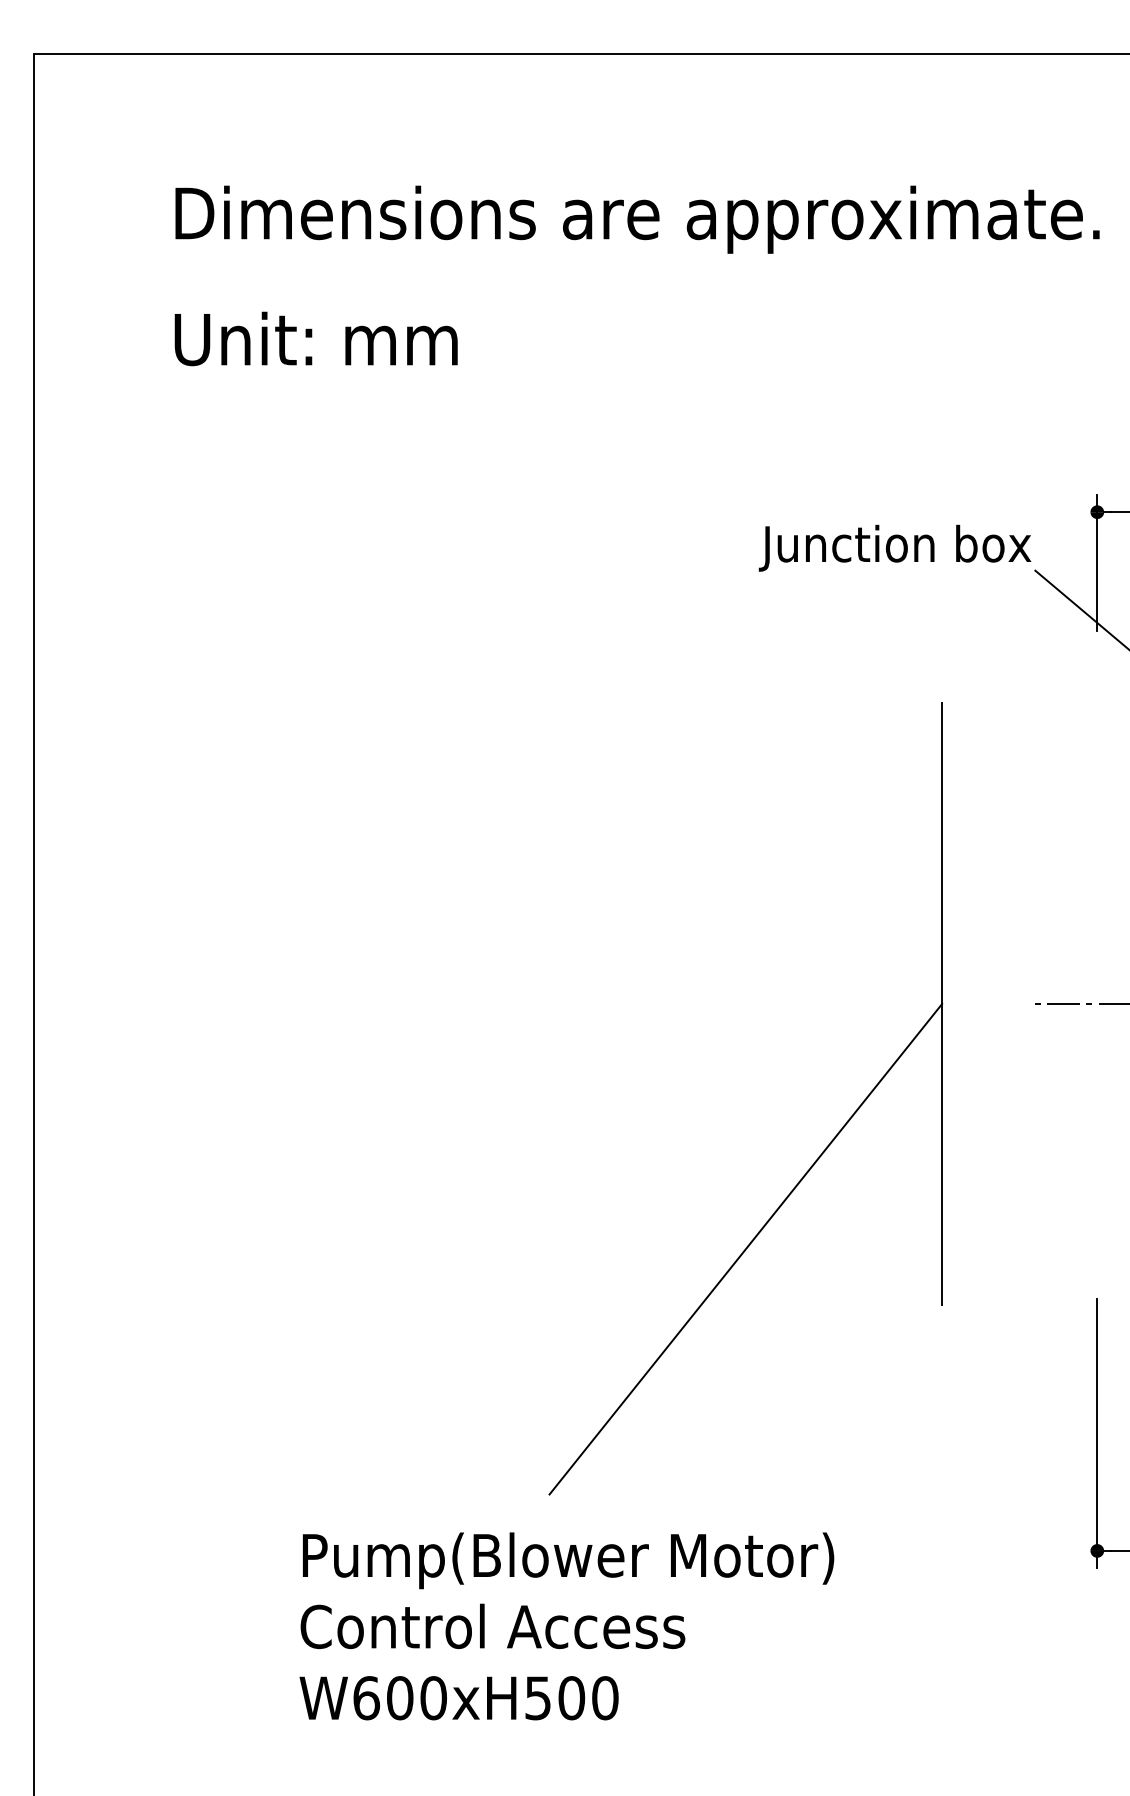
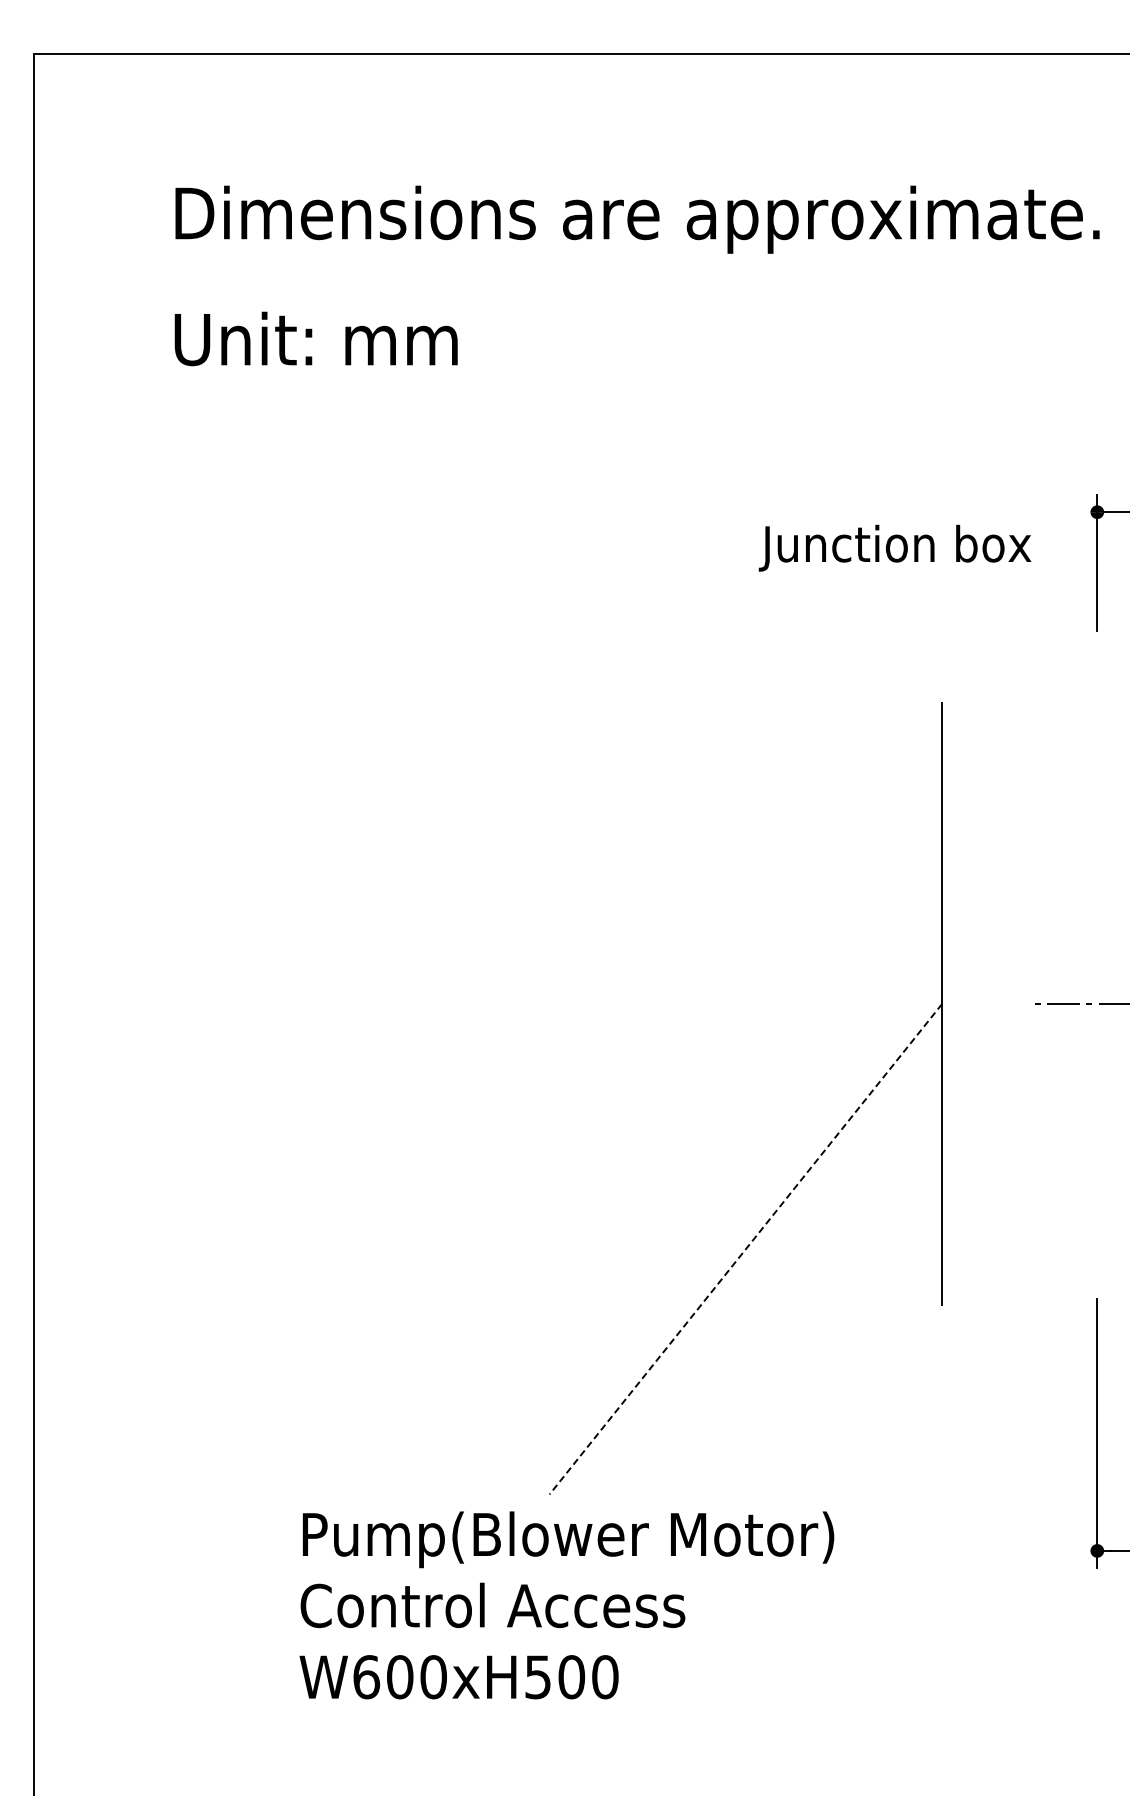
line: present -> none (1080, 608)
line: solid -> dashed (745, 1249)
text position: (566, 1626) -> (566, 1605) (566, 1605)
